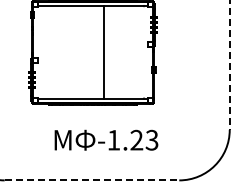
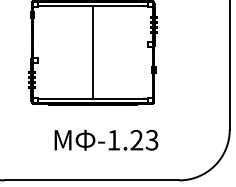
line position: (103, 52) -> (92, 52) (92, 52)
line: dashed -> solid (229, 65)
line: dashed -> solid (92, 180)
